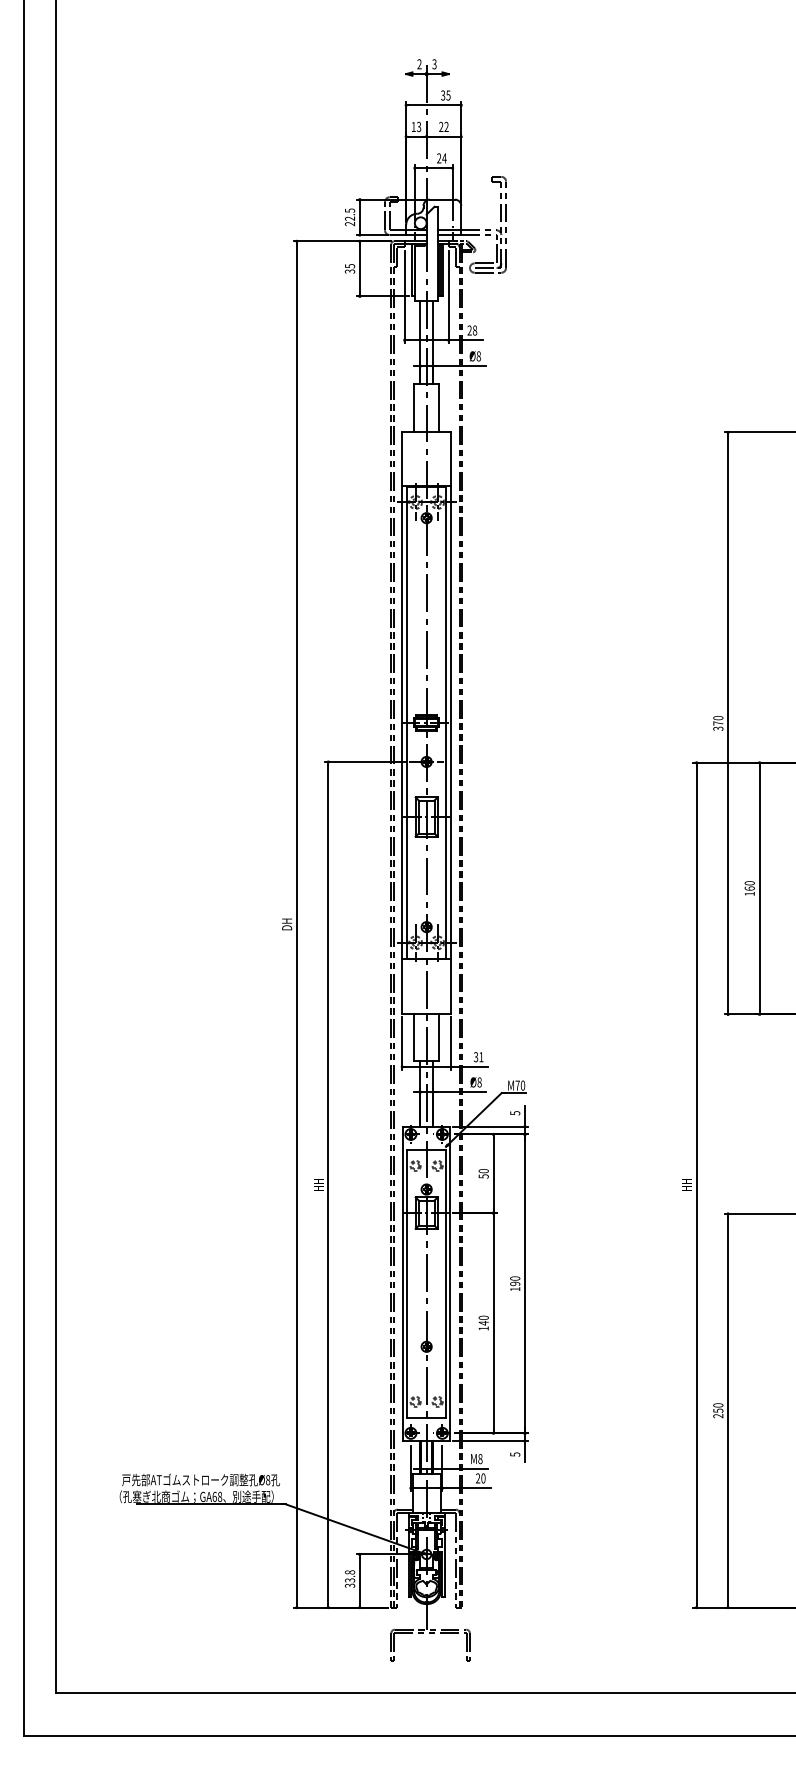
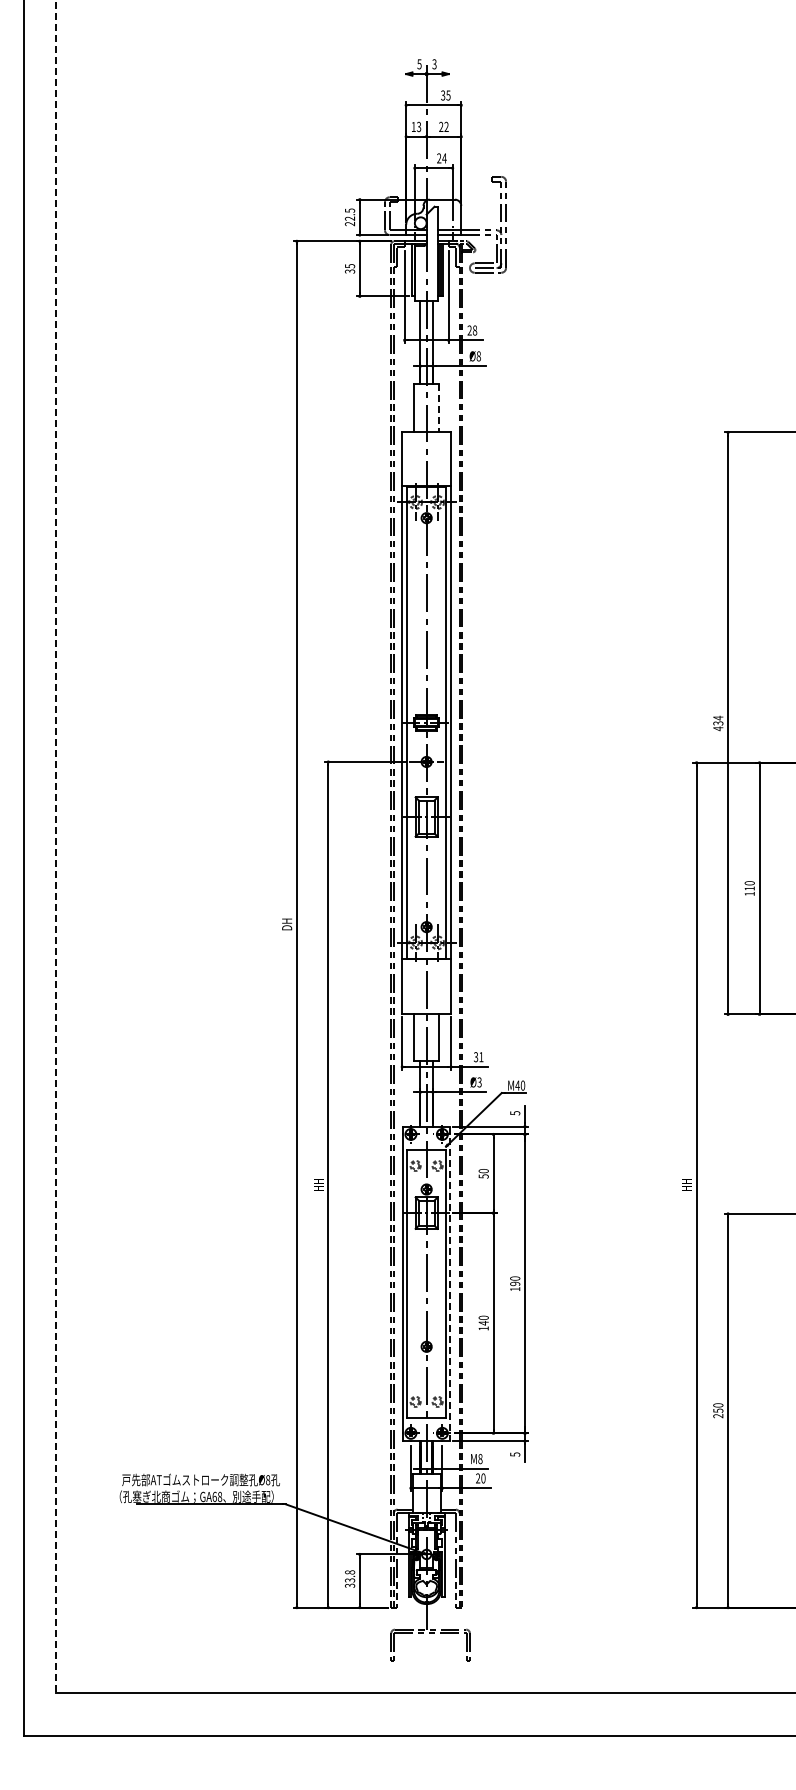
text: 2 -> 5 (419, 64)
line: solid -> dashed (439, 408)
text: 370 -> 434 (718, 723)
line: solid -> dashed (55, 846)
text: 160 -> 110 (749, 888)
text: Ø8 -> Ø3 (479, 1082)
text: M70 -> M40 (517, 1085)
line: solid -> dashed (450, 1284)
